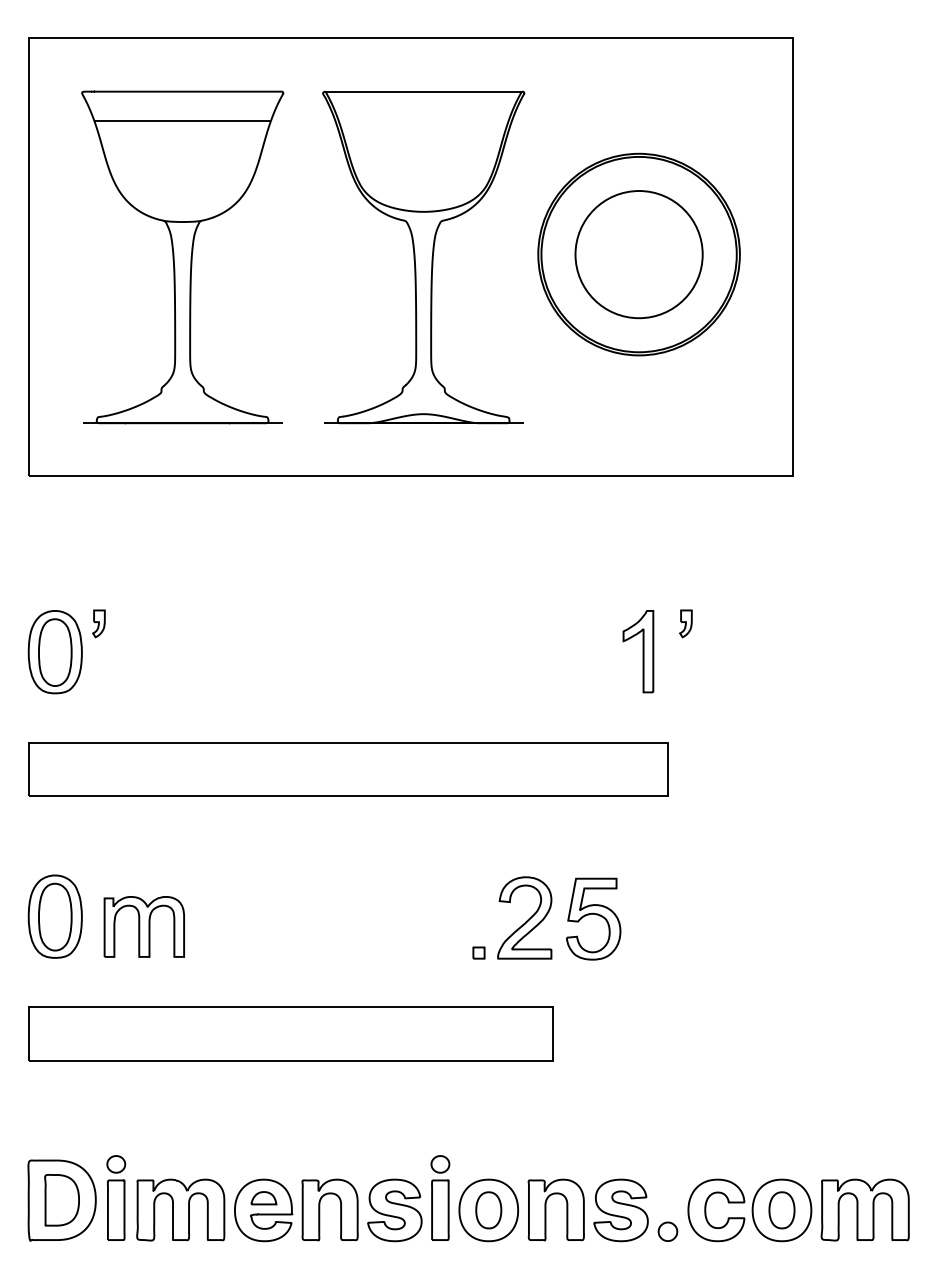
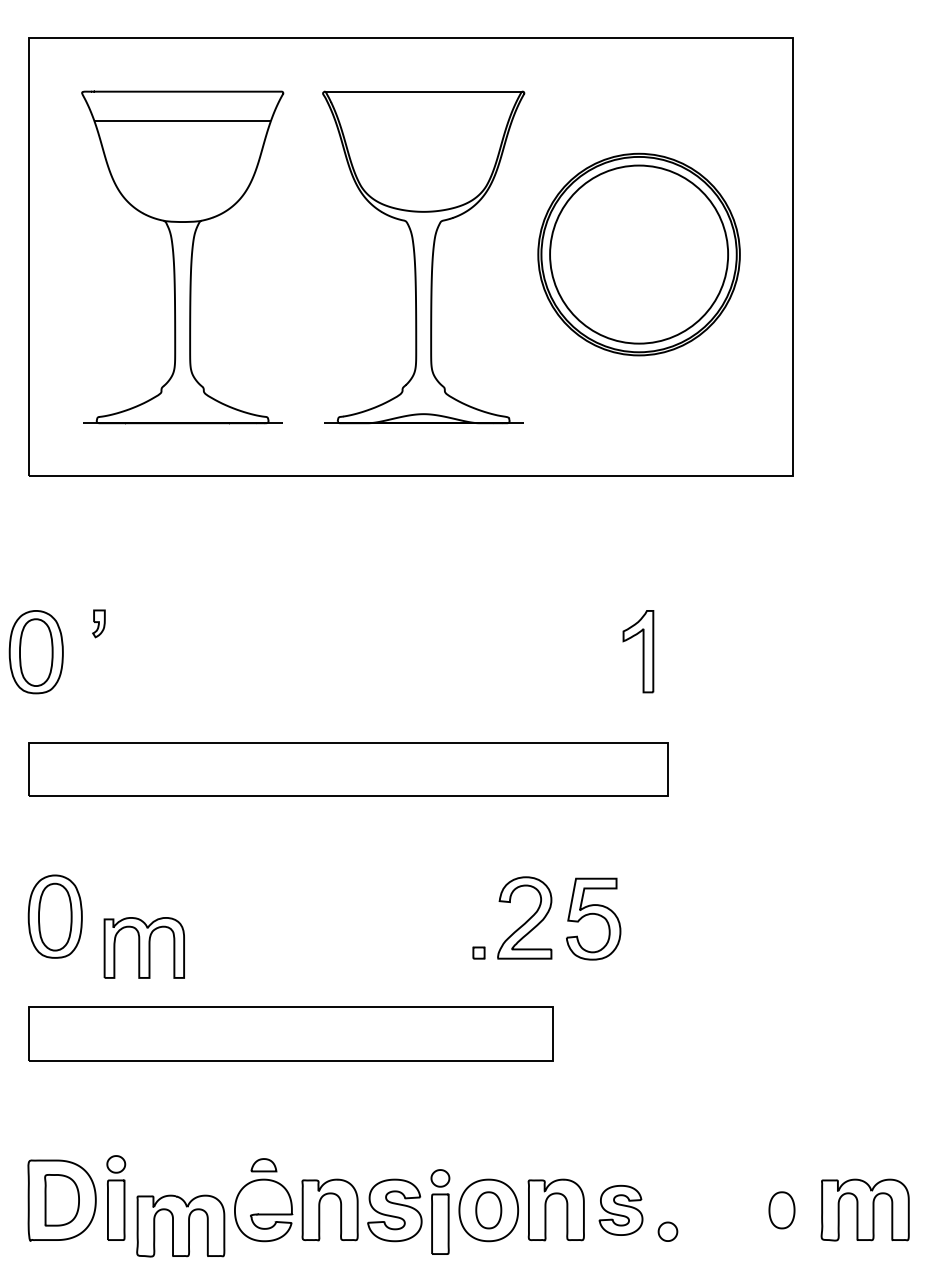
circle diameter: 127 px -> 178 px (639, 254)
part: present -> none (685, 623)
part position: (54, 652) -> (35, 652) (35, 652)
part position: (143, 926) -> (143, 947) (143, 947)
part position: (440, 1197) -> (440, 1211) (440, 1211)
part position: (263, 1198) -> (263, 1165) (263, 1165)
part position: (180, 1209) -> (180, 1225) (180, 1225)
part size: 56x65 px -> 46x52 px (620, 1209)
part: present -> none (749, 1210)
